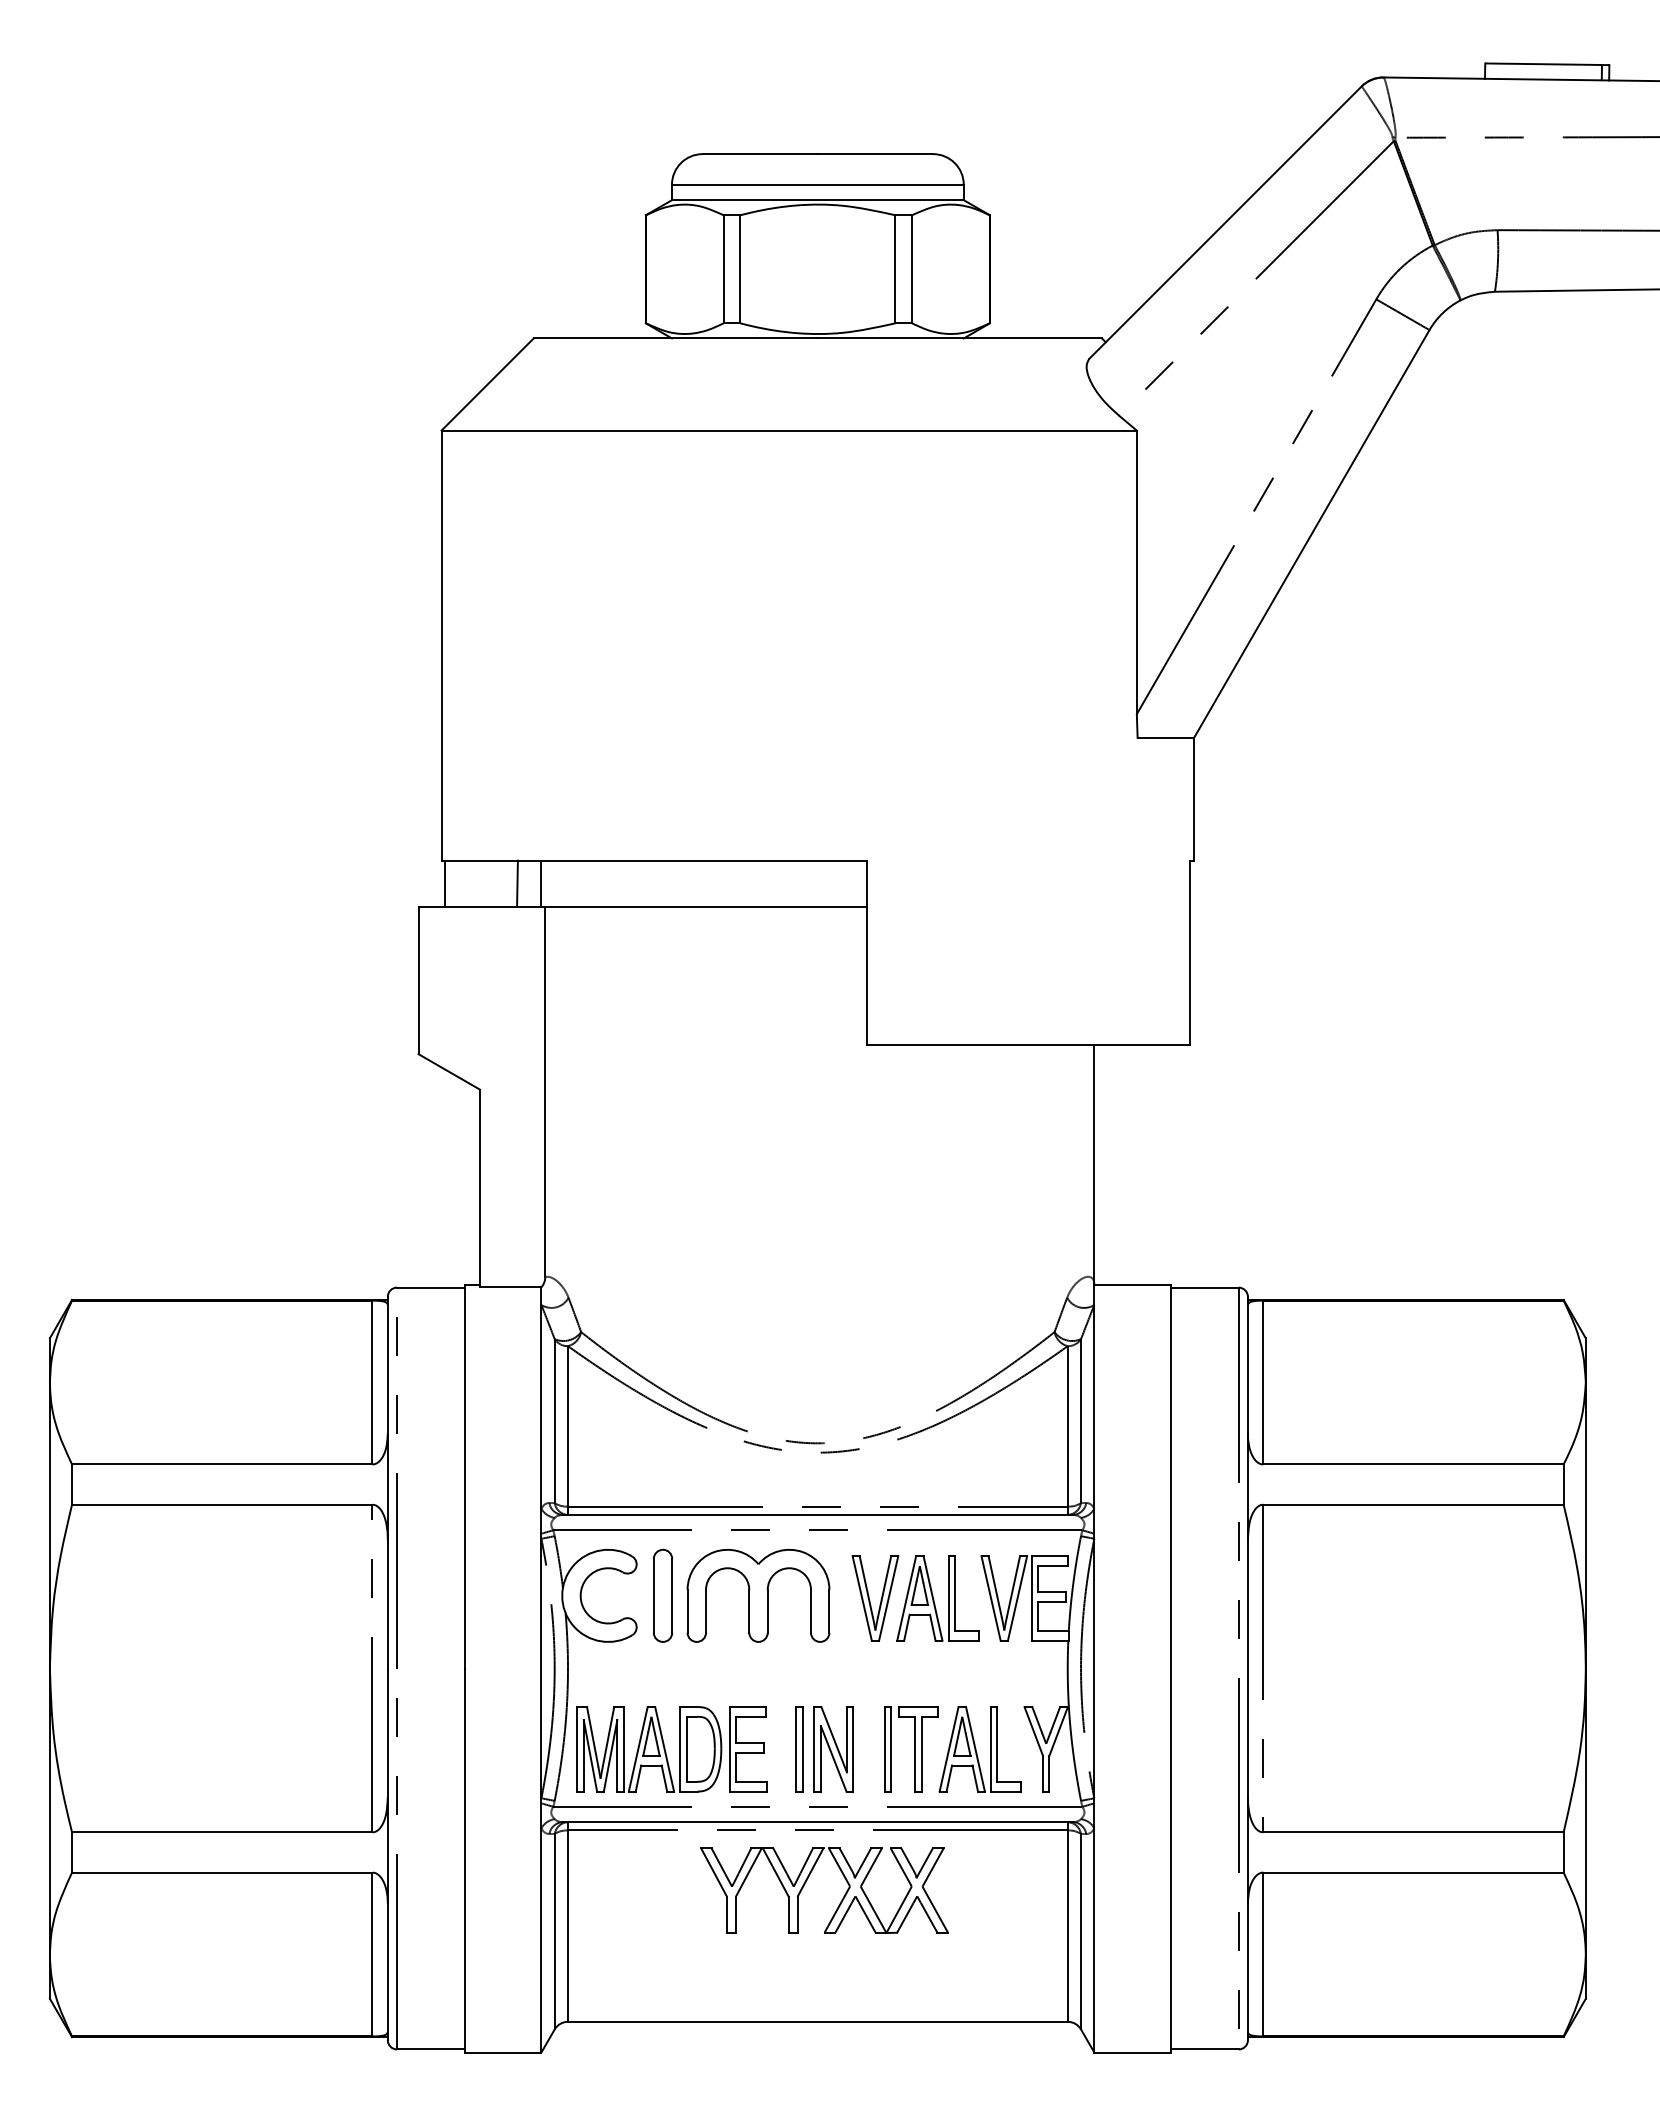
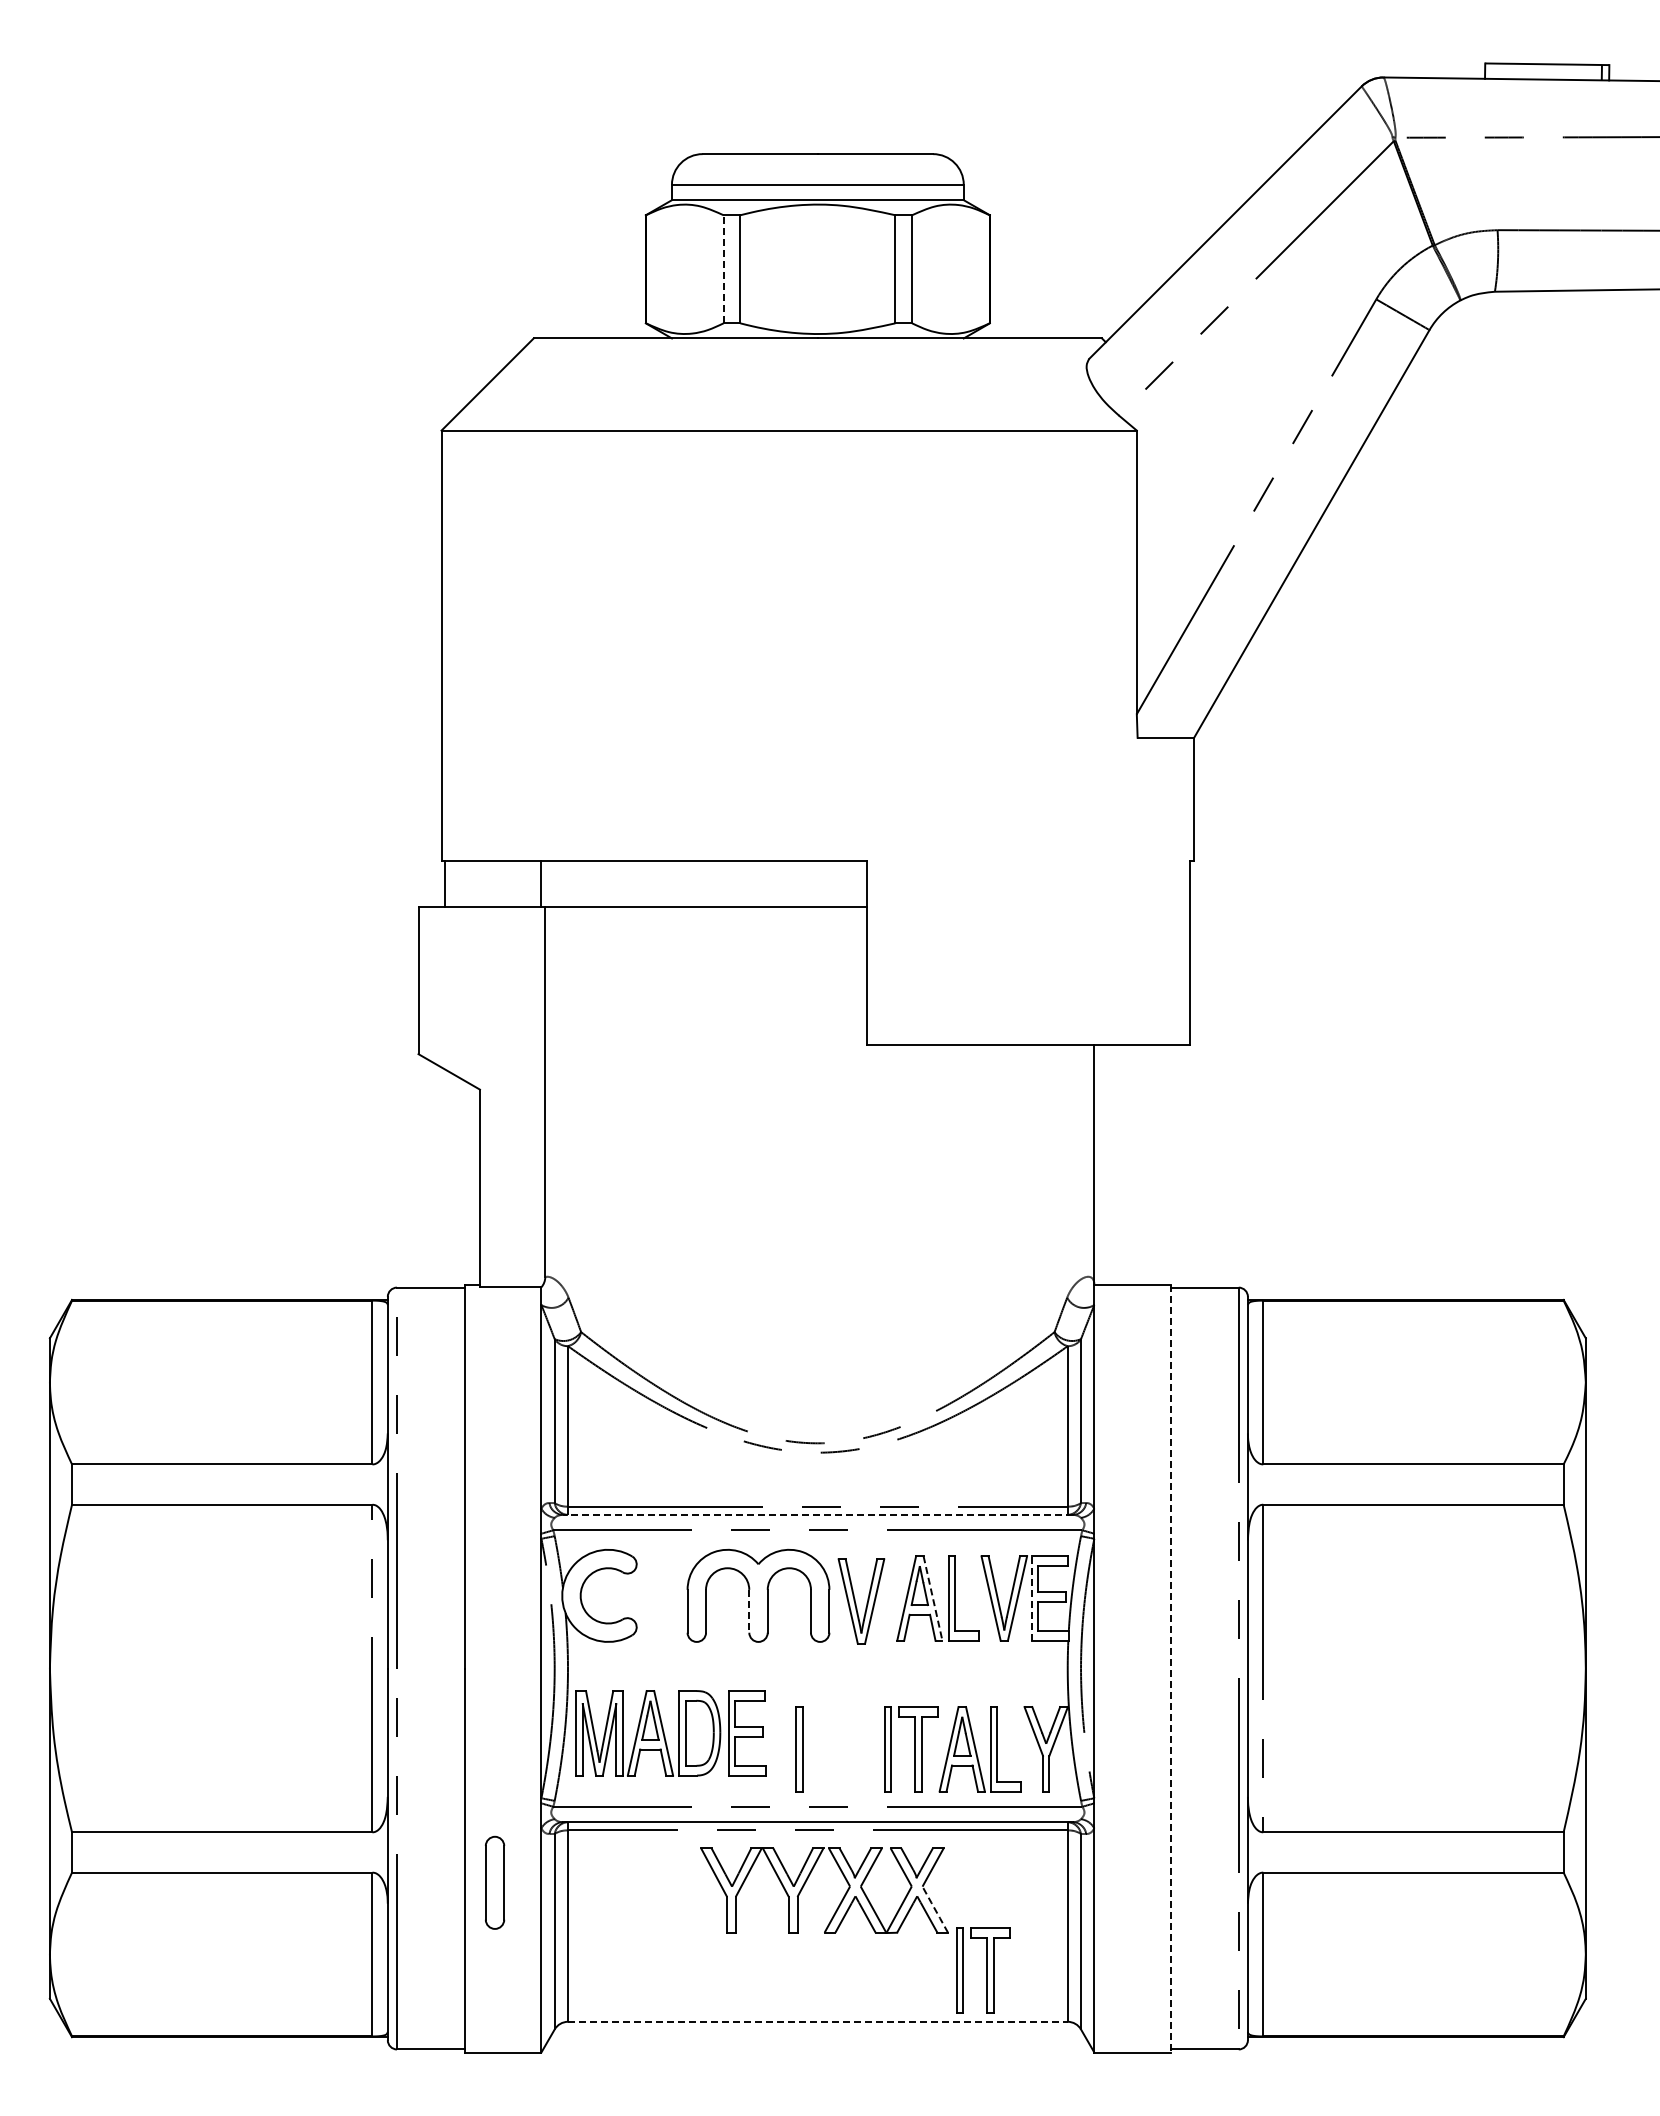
line: solid -> dashed (723, 268)
line: present -> none (517, 883)
line: solid -> dashed (817, 1514)
part position: (663, 1595) -> (495, 1882) (495, 1882)
part position: (875, 1598) -> (861, 1601) (861, 1601)
line: solid -> dashed (1031, 1598)
line: solid -> dashed (933, 1599)
line: solid -> dashed (749, 1611)
line: solid -> dashed (1171, 1668)
part position: (671, 1749) -> (670, 1733) (670, 1733)
part: present -> none (833, 1749)
line: solid -> dashed (935, 1909)
part: none -> present (983, 1970)
line: solid -> dashed (817, 2021)
